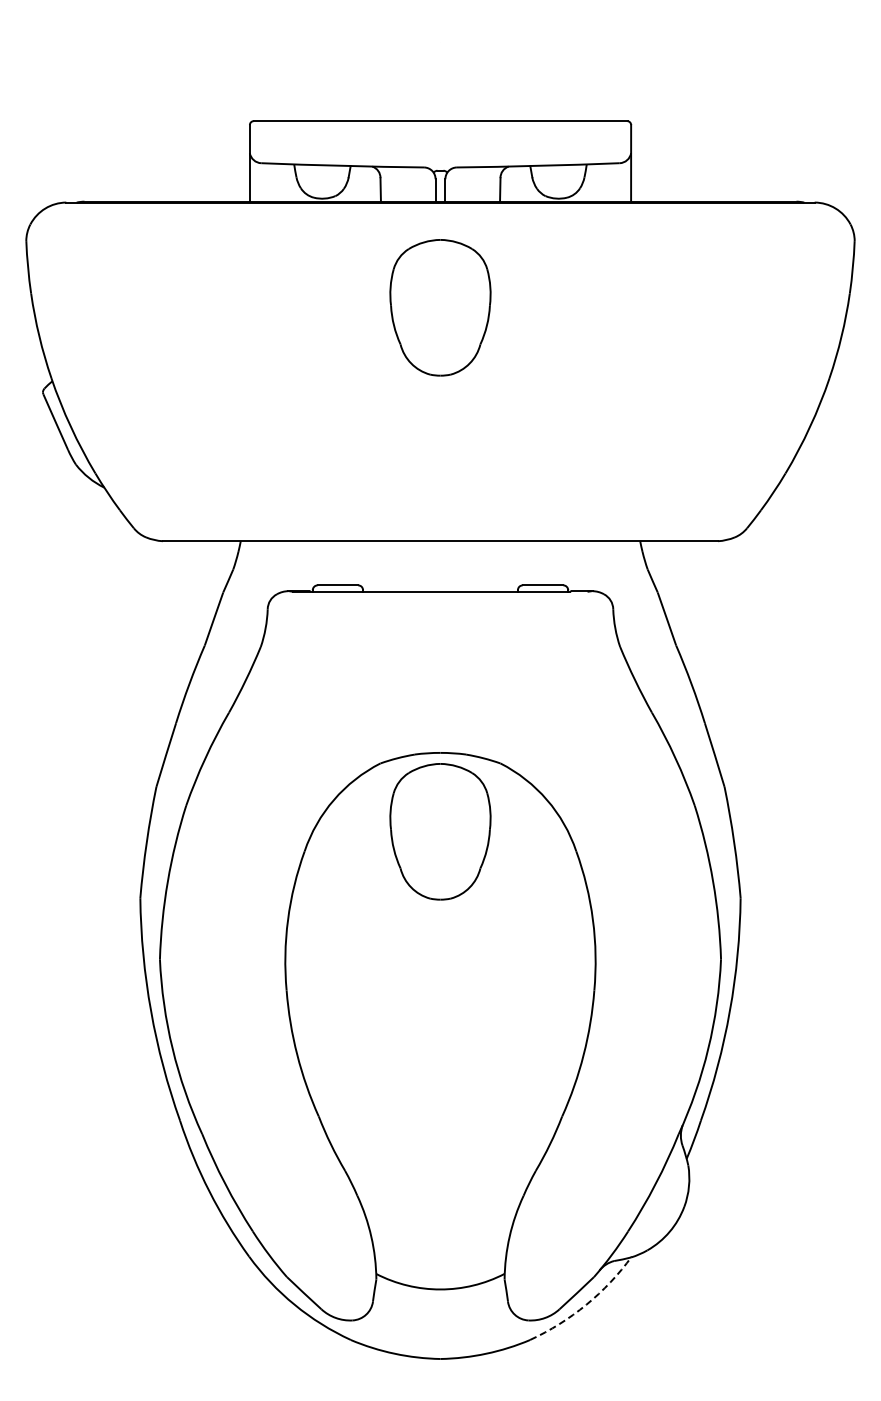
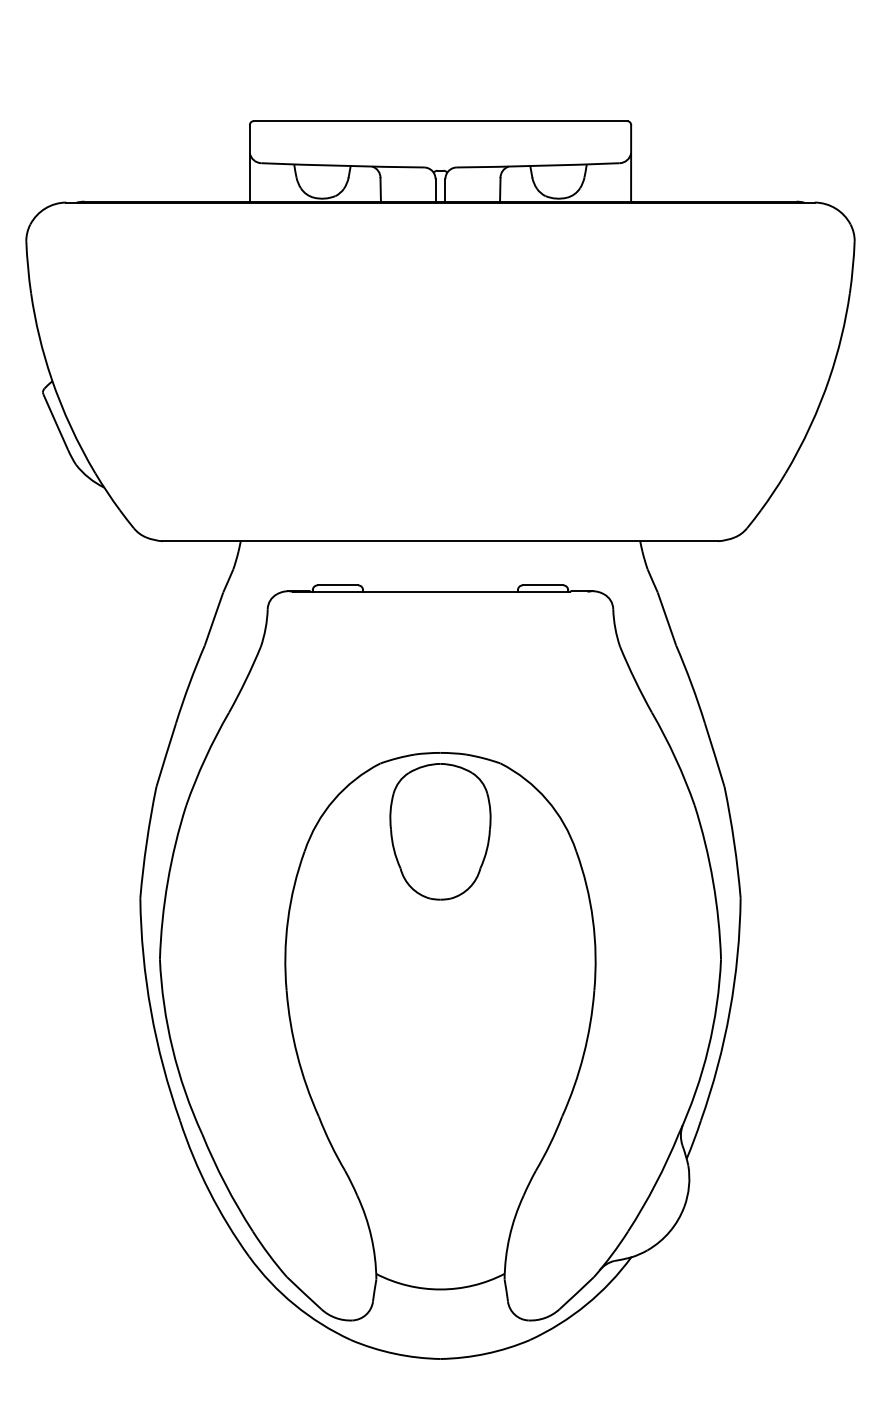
part: present -> none (440, 307)
arc: dashed -> solid (586, 1304)
